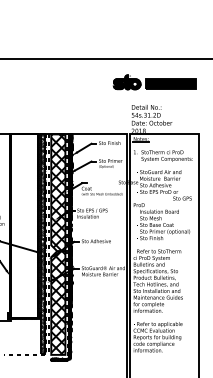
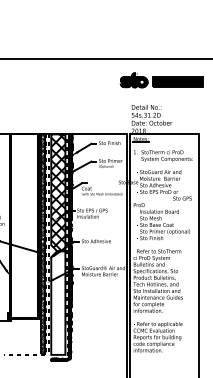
part position: (154, 82) -> (161, 80) (161, 80)
hatch: present -> none (58, 302)
